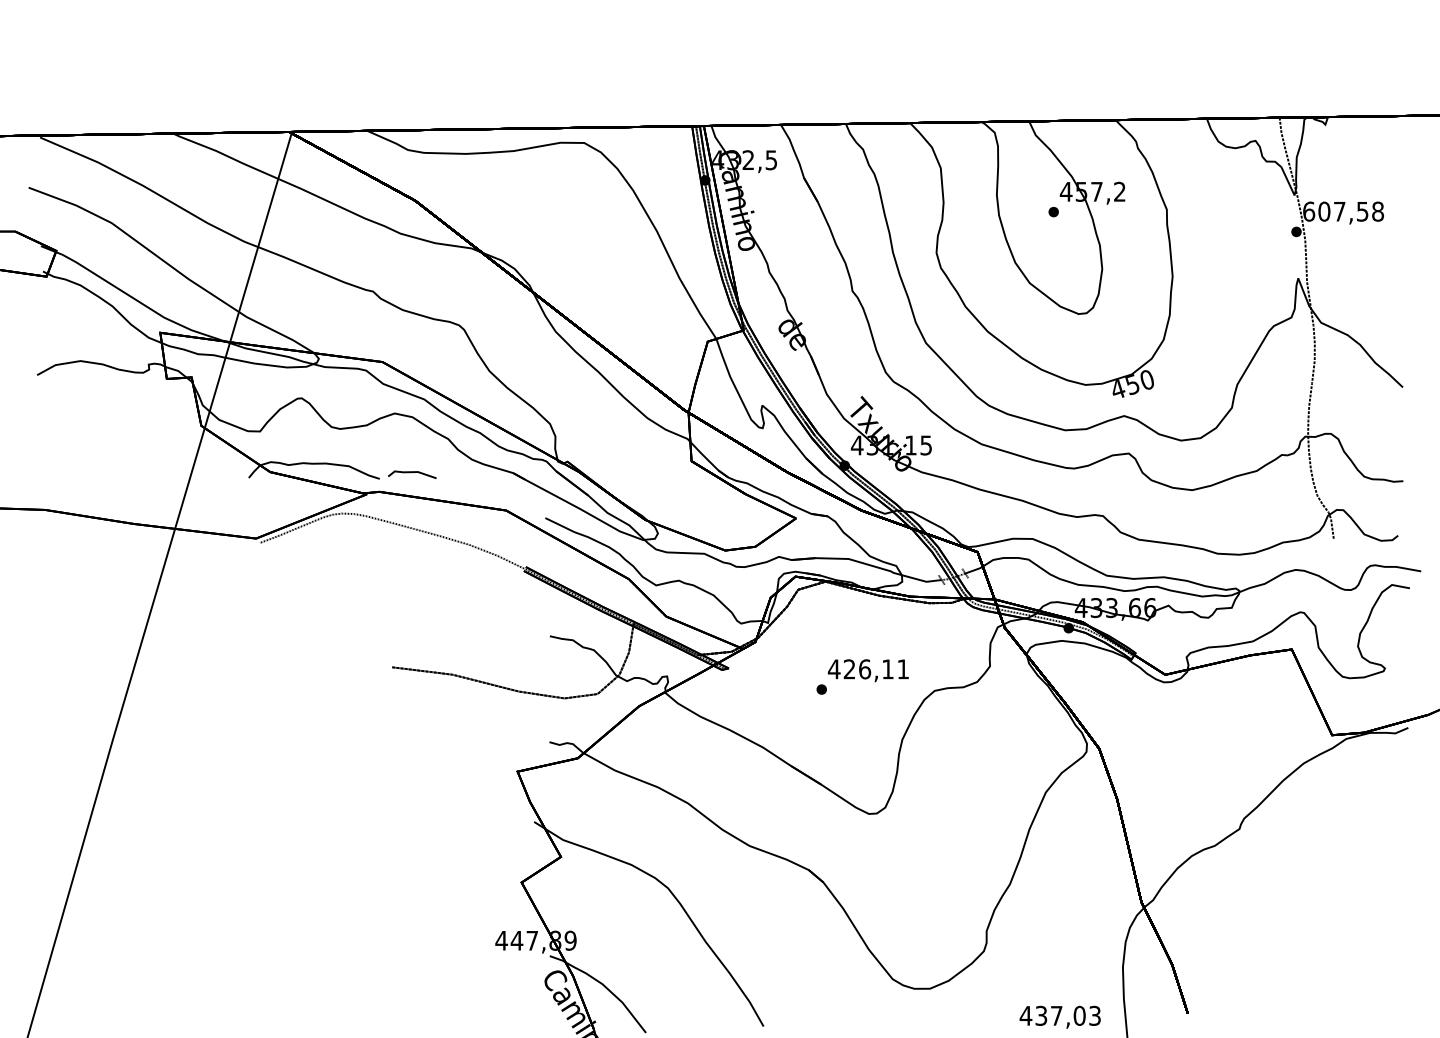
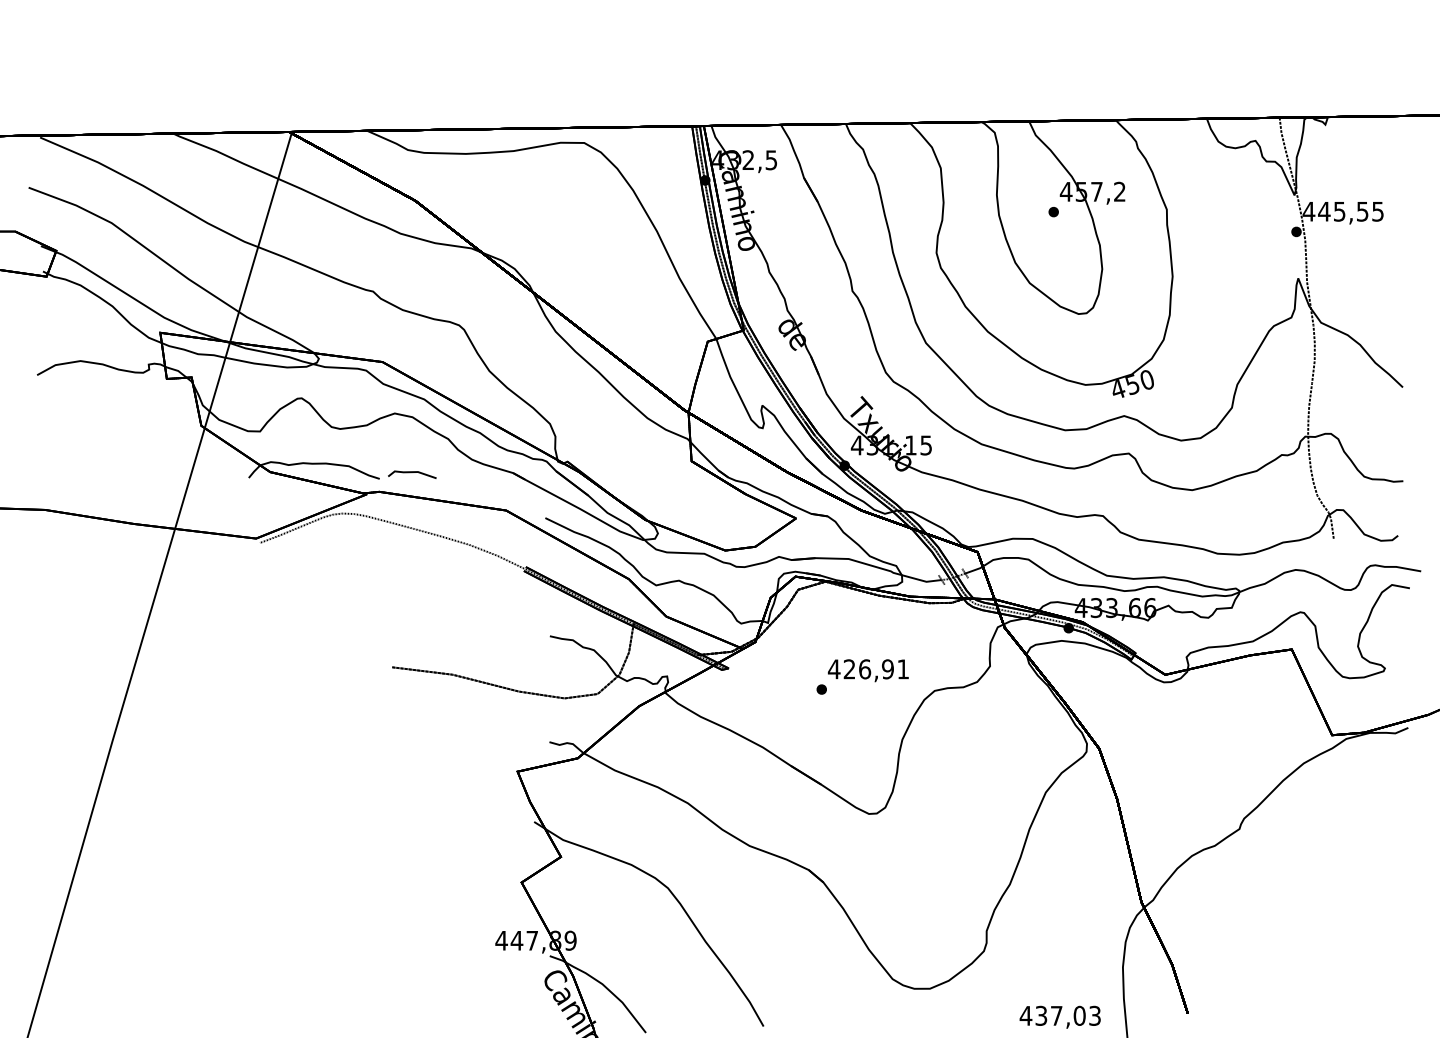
text: 607,58 -> 445,55 (1343, 211)
text: 426,11 -> 426,91 (887, 669)
